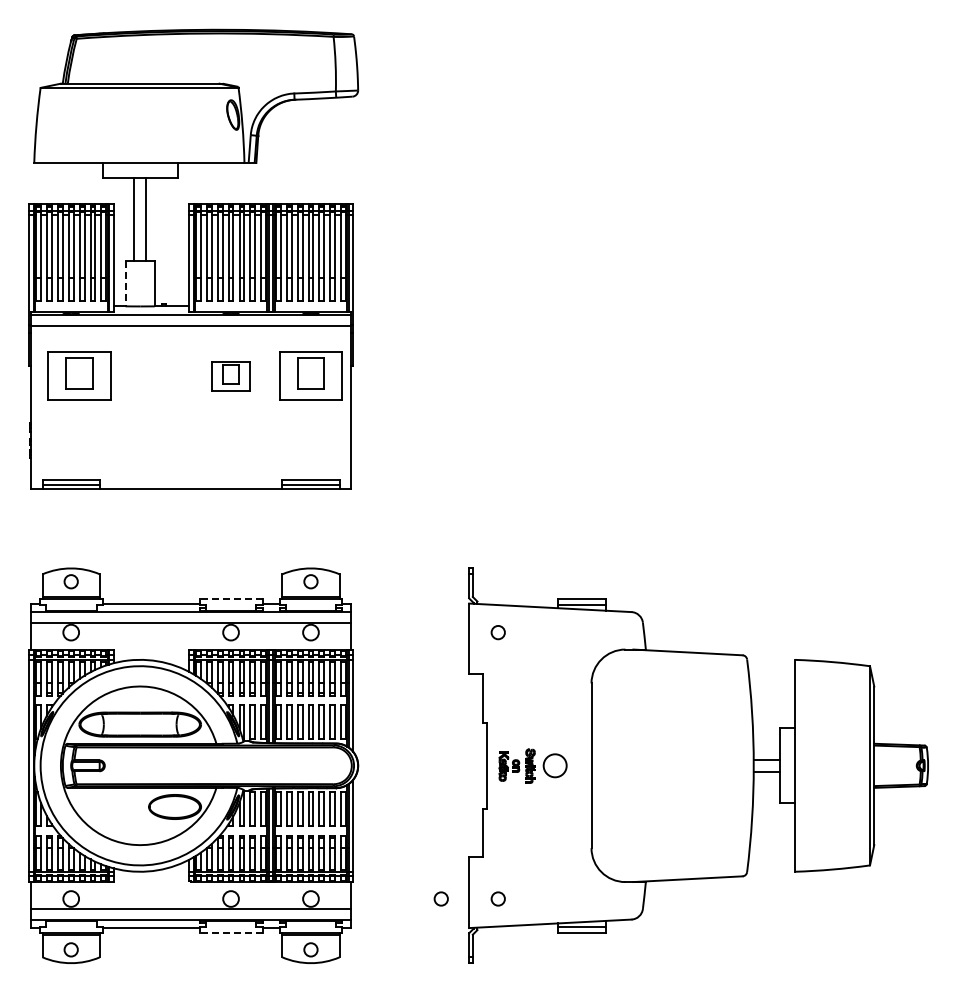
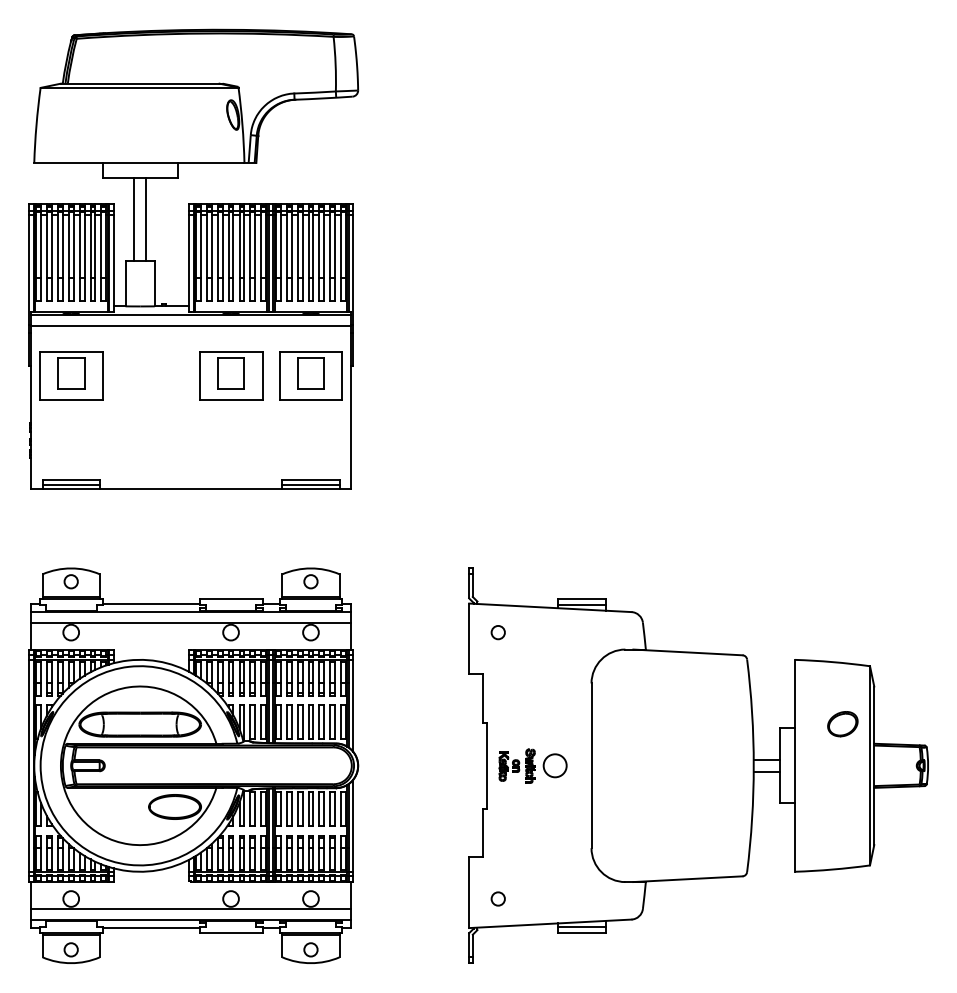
line: dashed -> solid (125, 283)
part position: (79, 375) -> (71, 375) (71, 375)
part size: 40x31 px -> 65x50 px (231, 375)
line: dashed -> solid (230, 599)
part: none -> present (842, 724)
circle: present -> none (440, 898)
line: dashed -> solid (230, 932)
